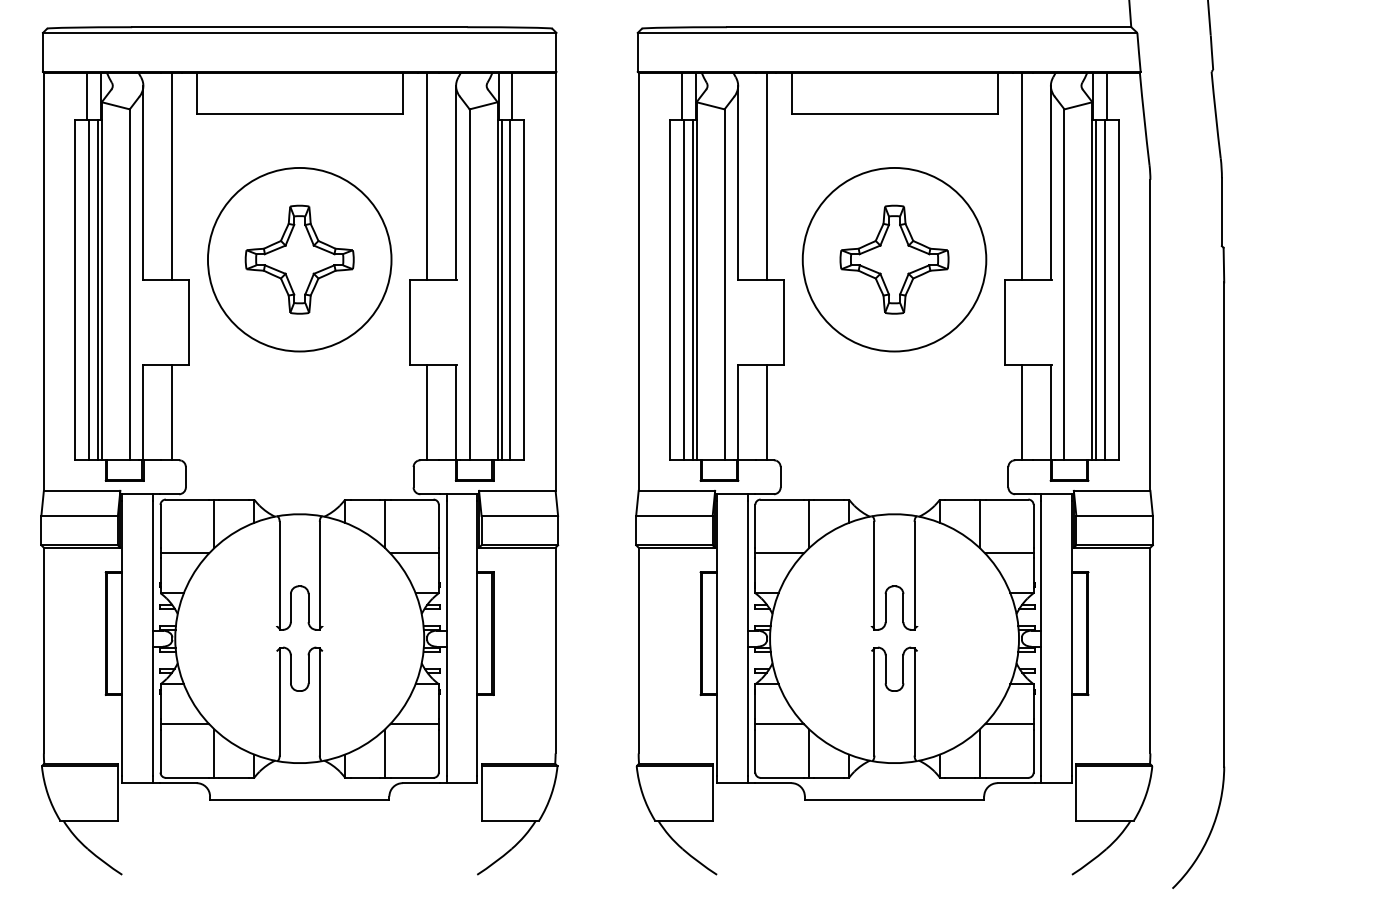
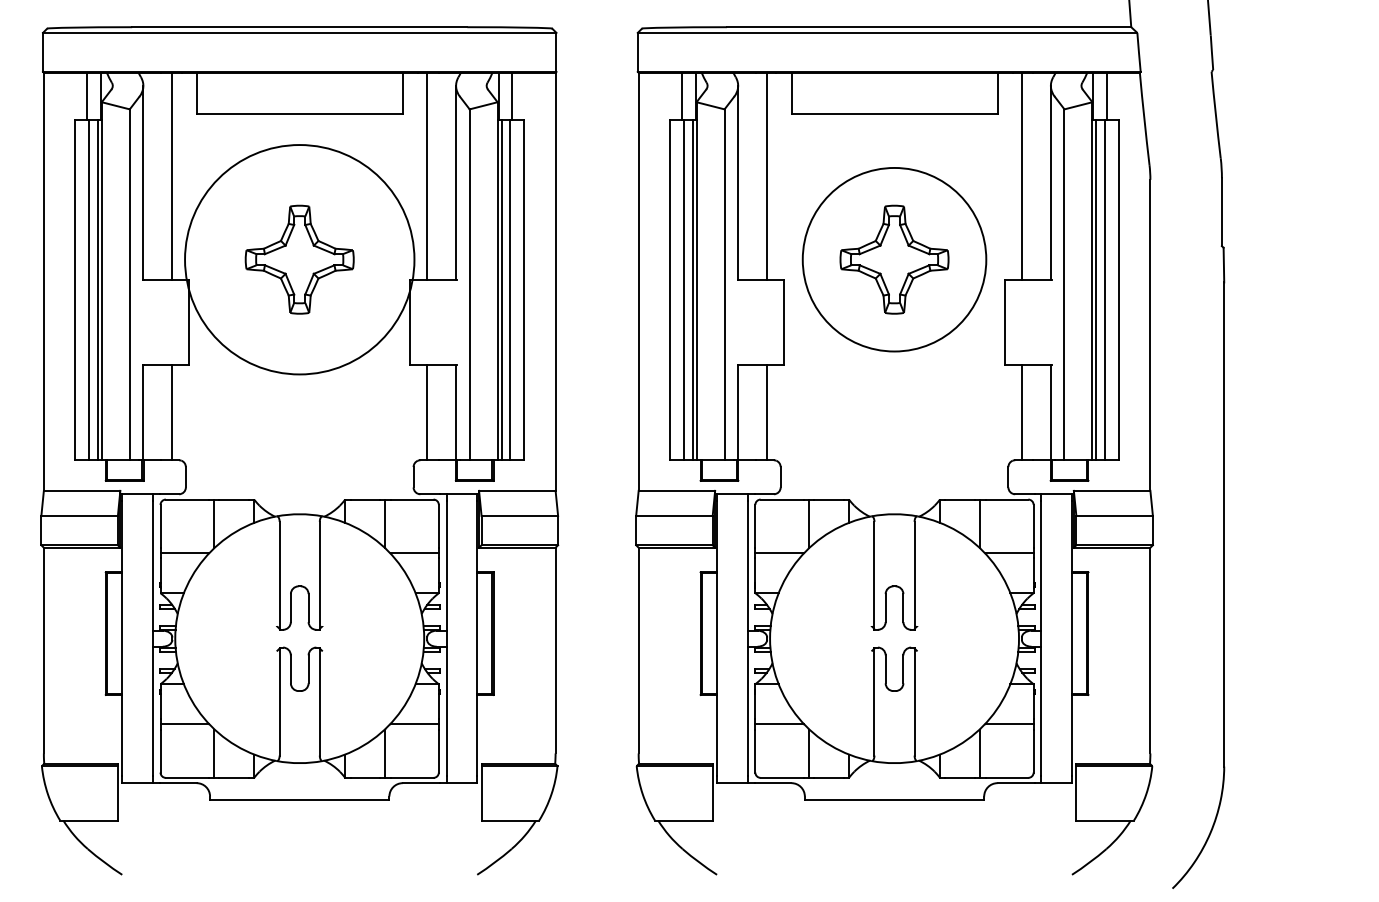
circle diameter: 184 px -> 229 px (299, 259)
